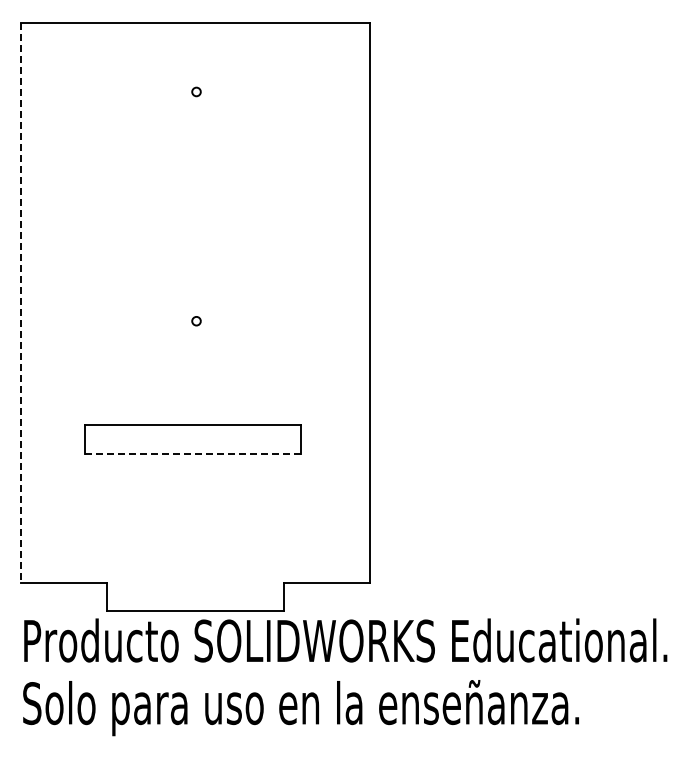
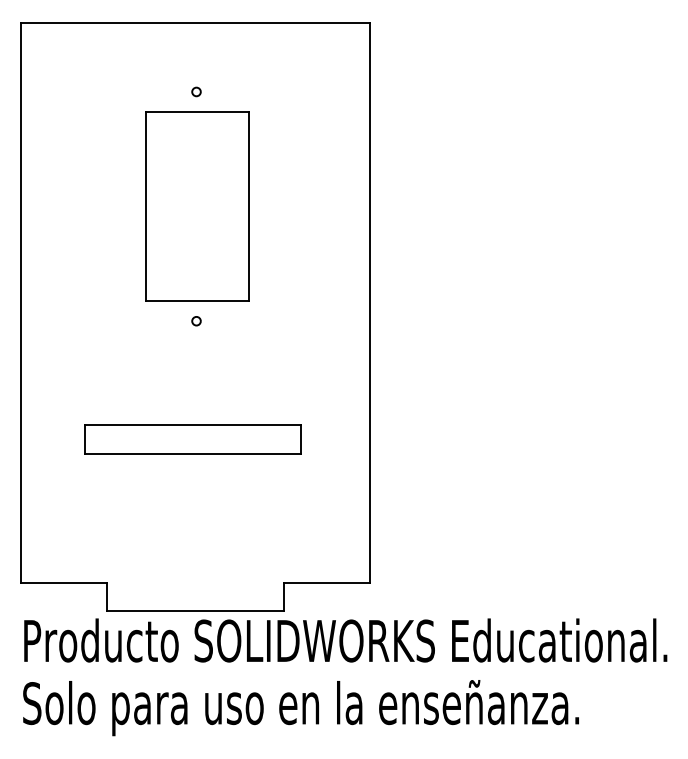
part: none -> present (197, 206)
line: dashed -> solid (20, 303)
line: dashed -> solid (193, 453)
